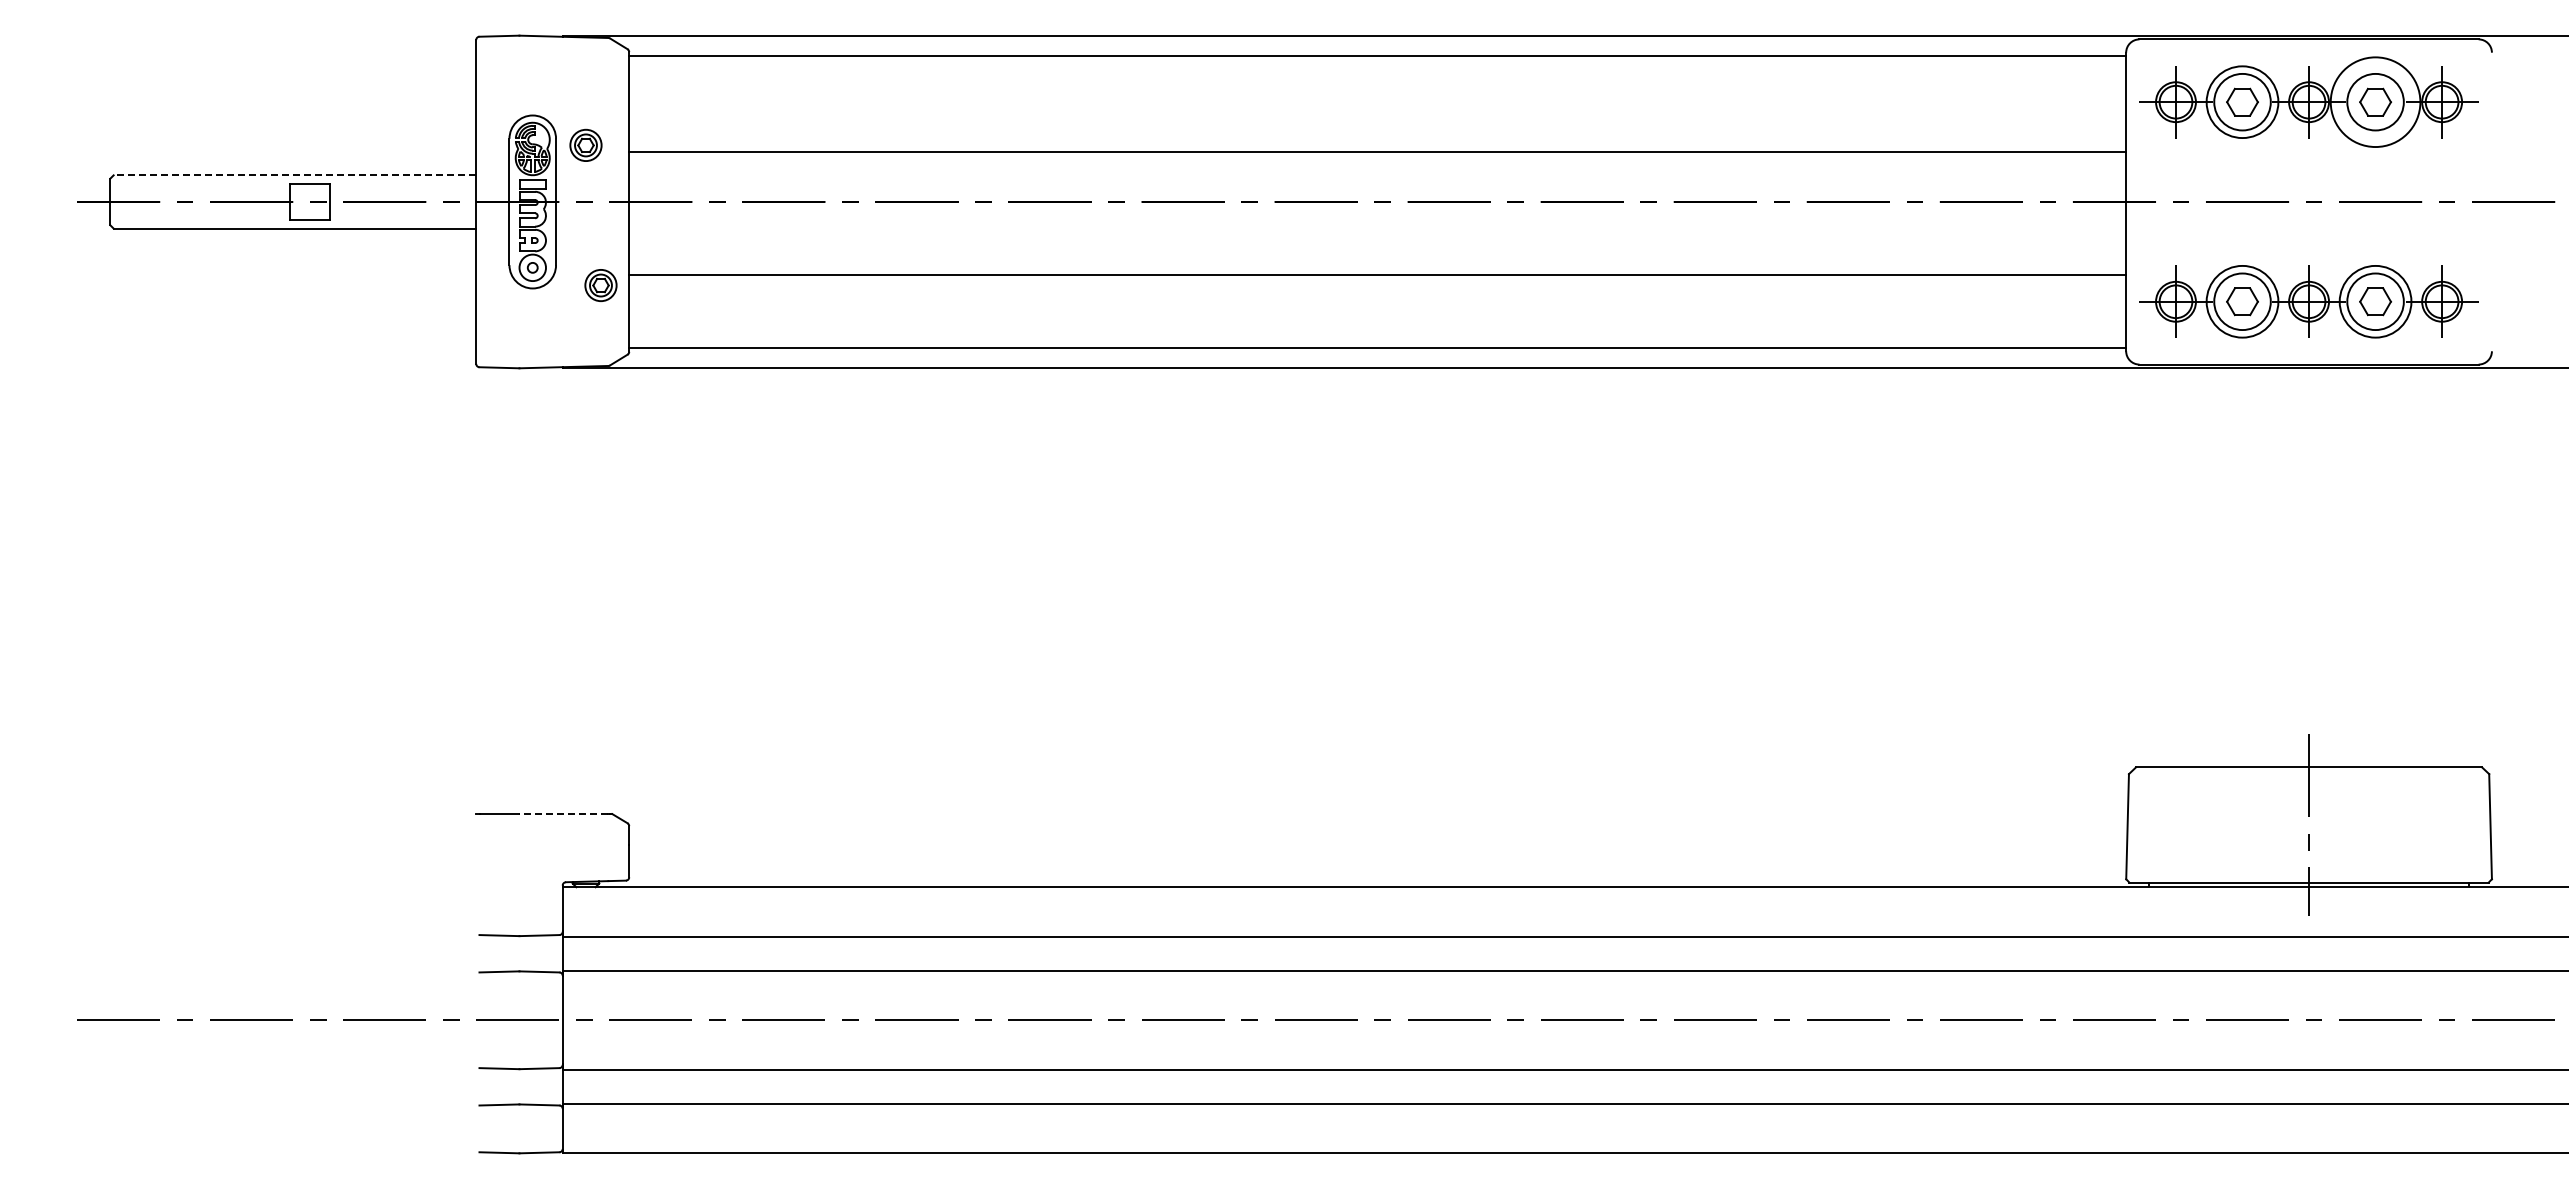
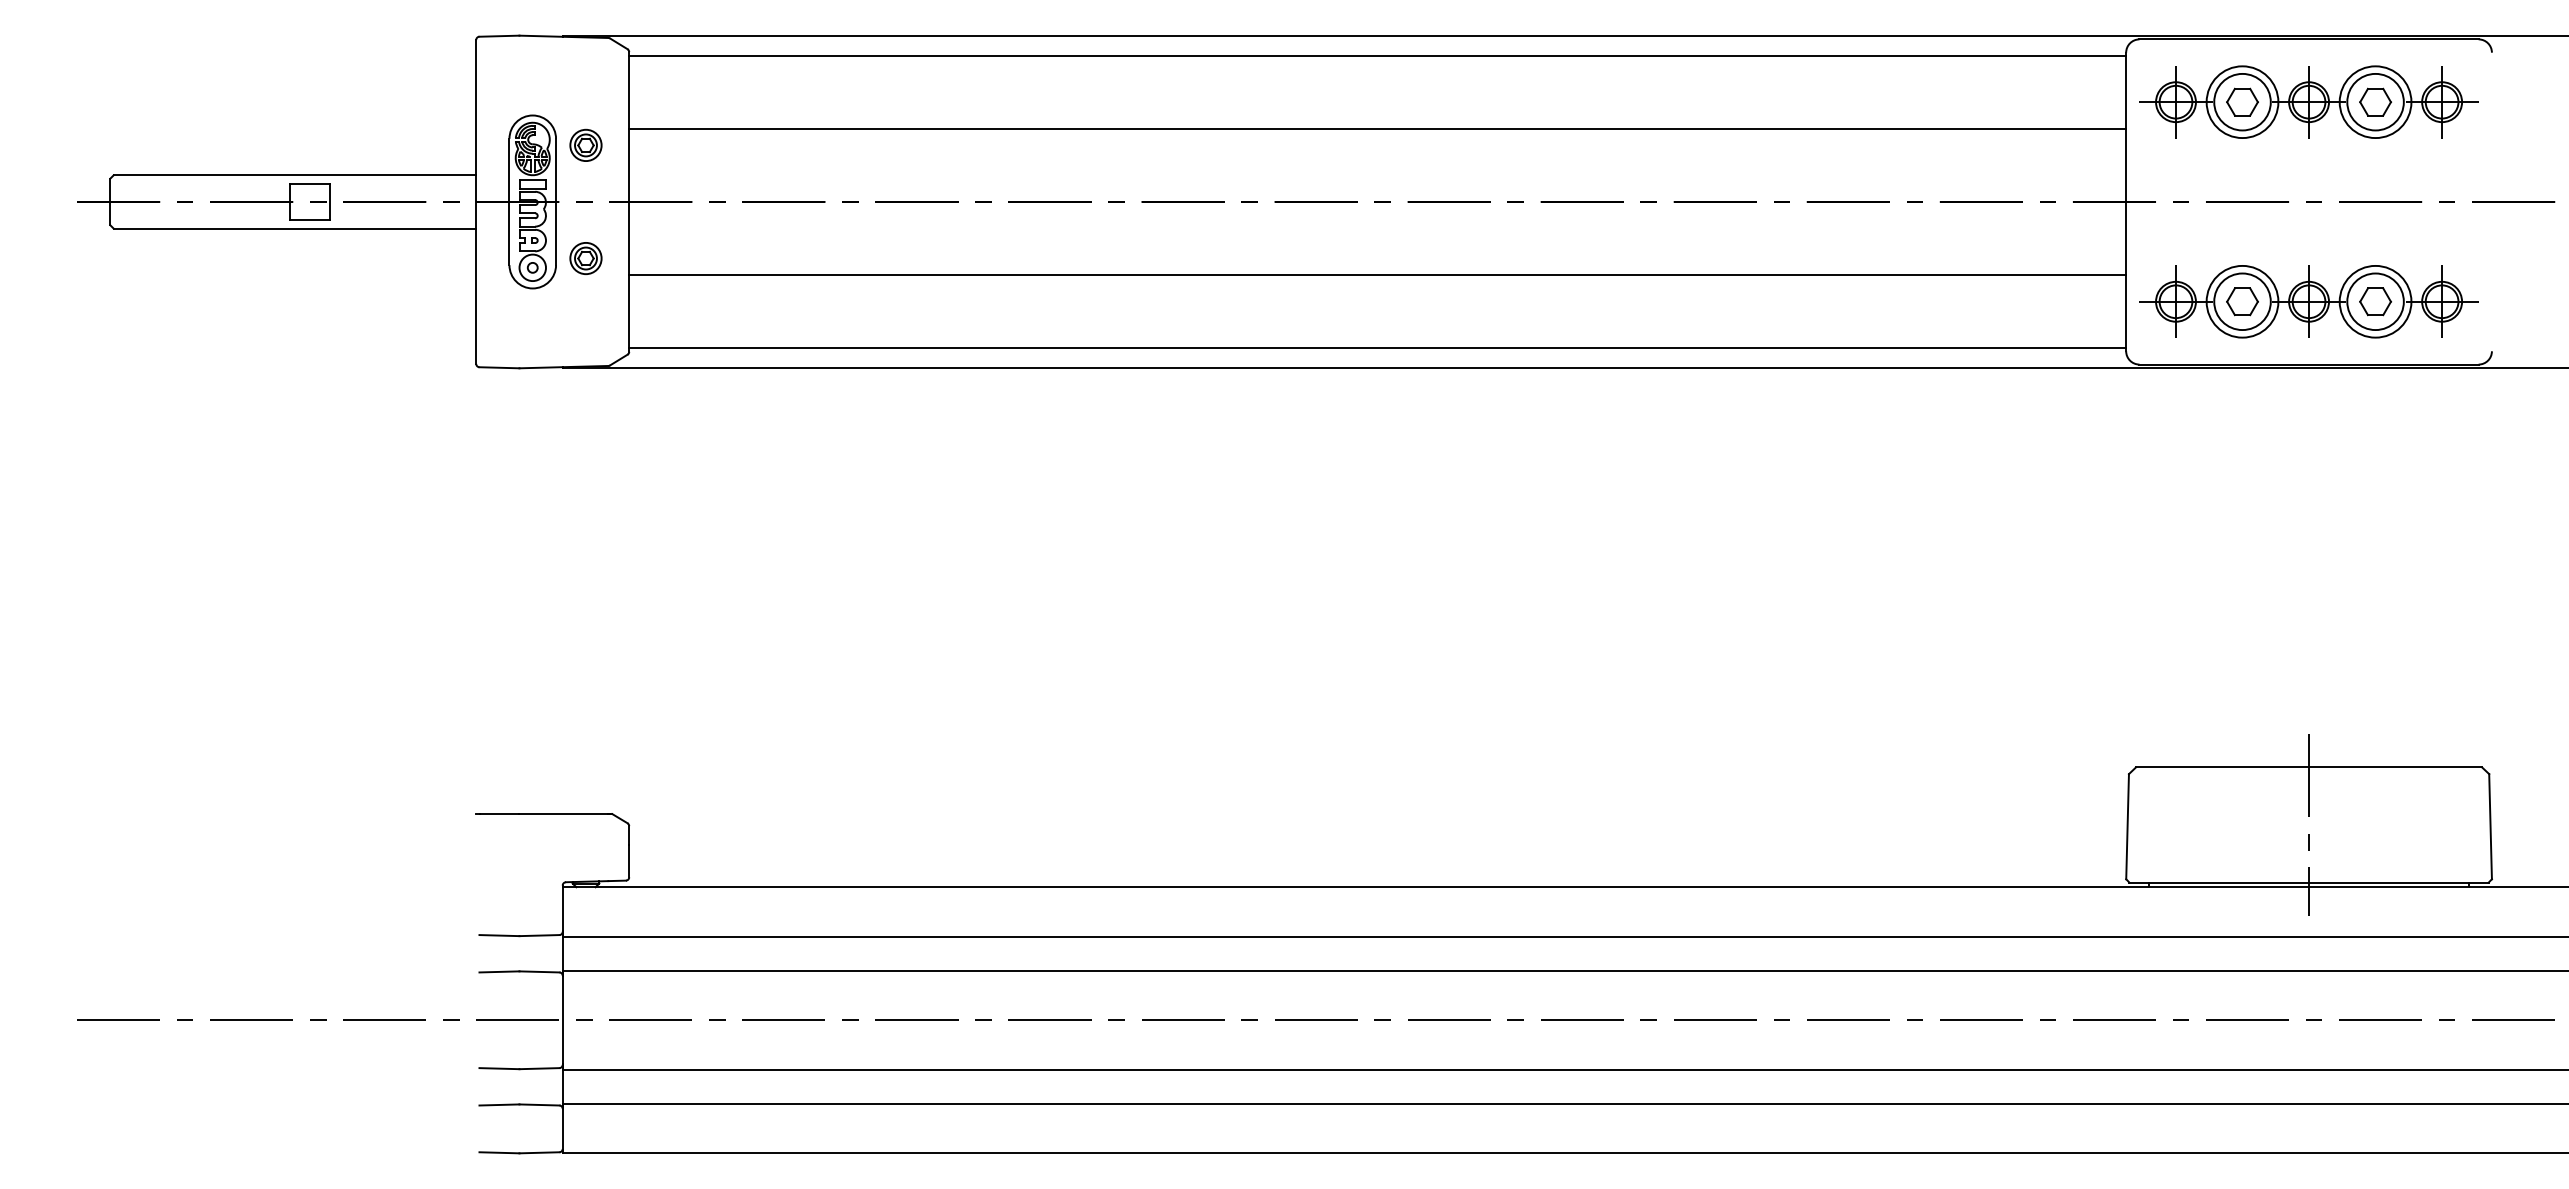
circle diameter: 90 px -> 72 px (2375, 102)
line position: (1377, 152) -> (1377, 129) (1377, 129)
line: dashed -> solid (294, 175)
part position: (600, 285) -> (585, 258) (585, 258)
line: dashed -> solid (563, 814)
